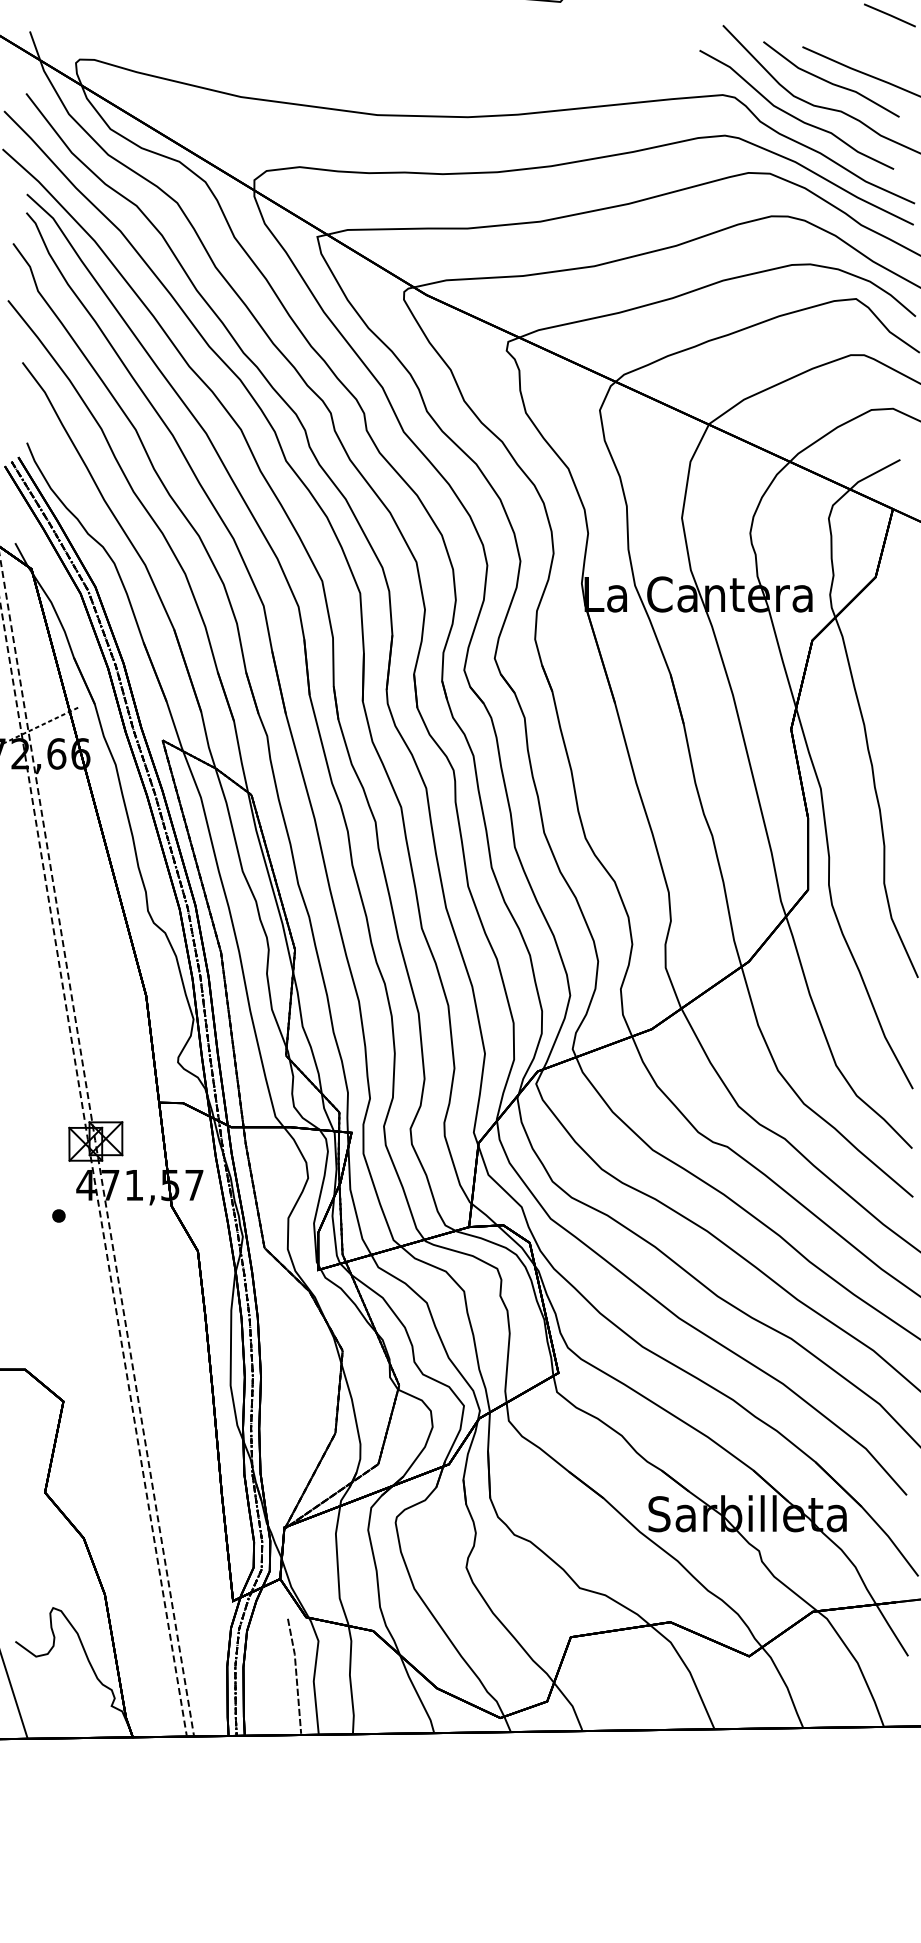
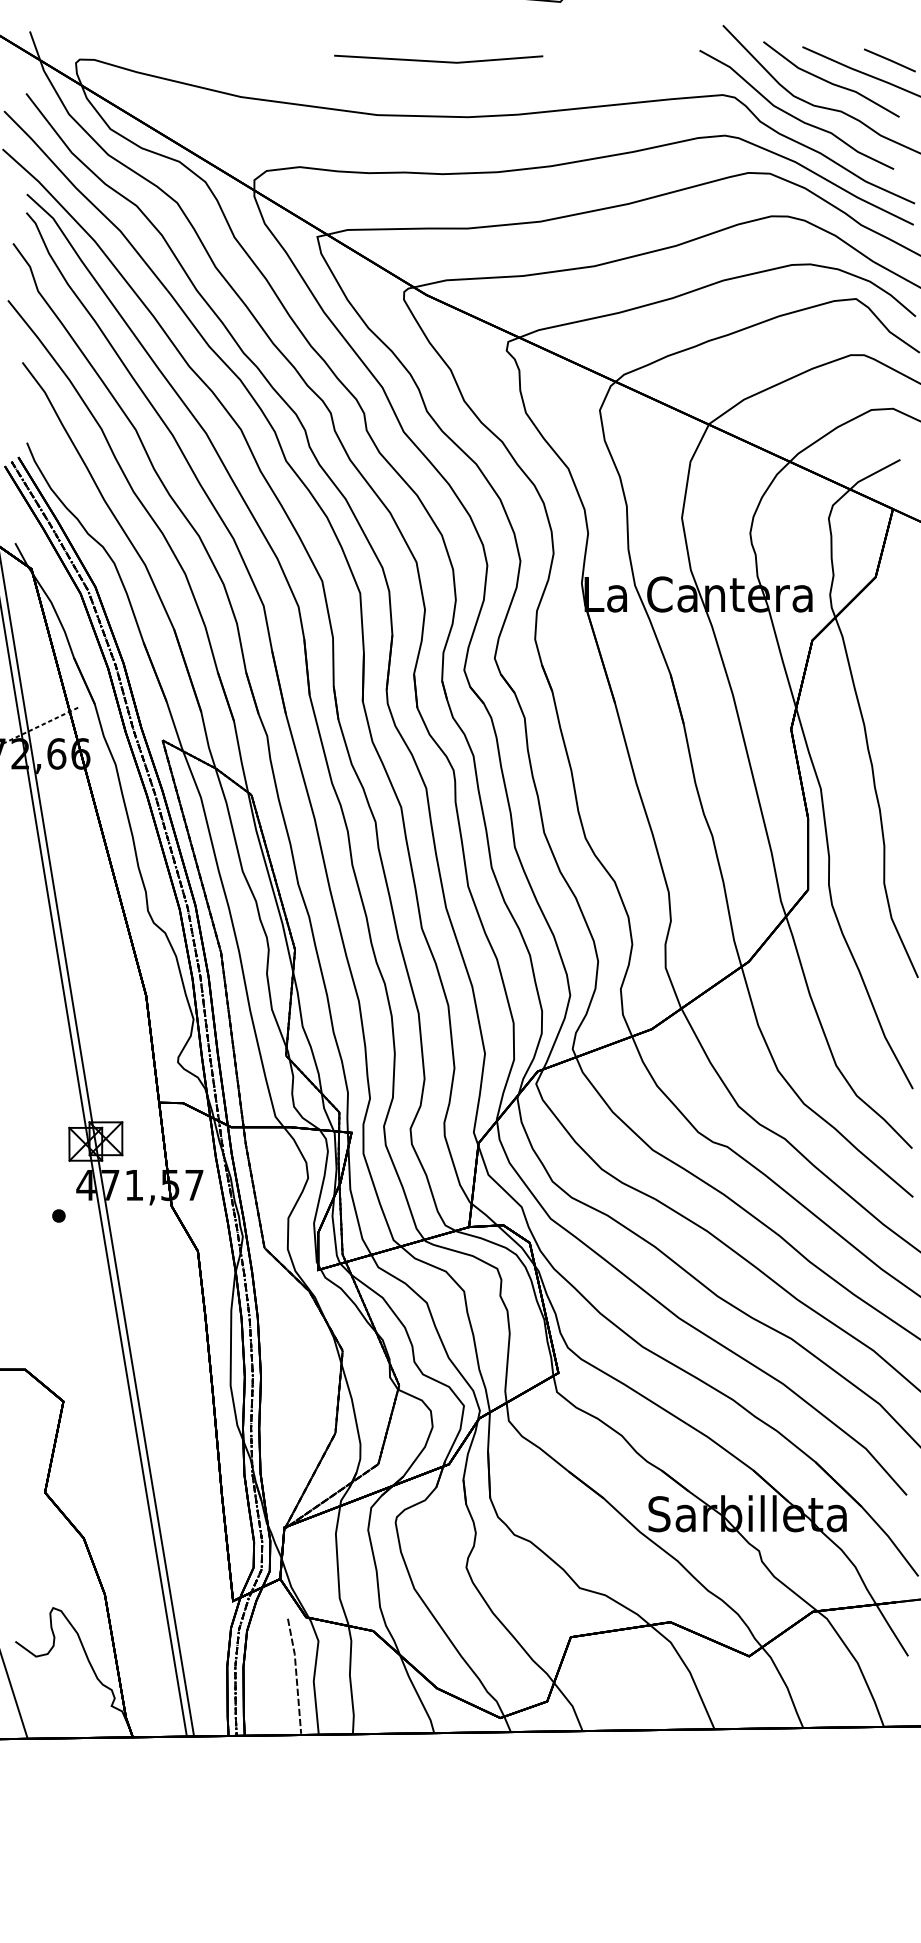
line position: (889, 15) -> (889, 60) (889, 60)
line: none -> present (438, 60)
line: dashed -> solid (96, 1146)
line: dashed -> solid (92, 1168)
